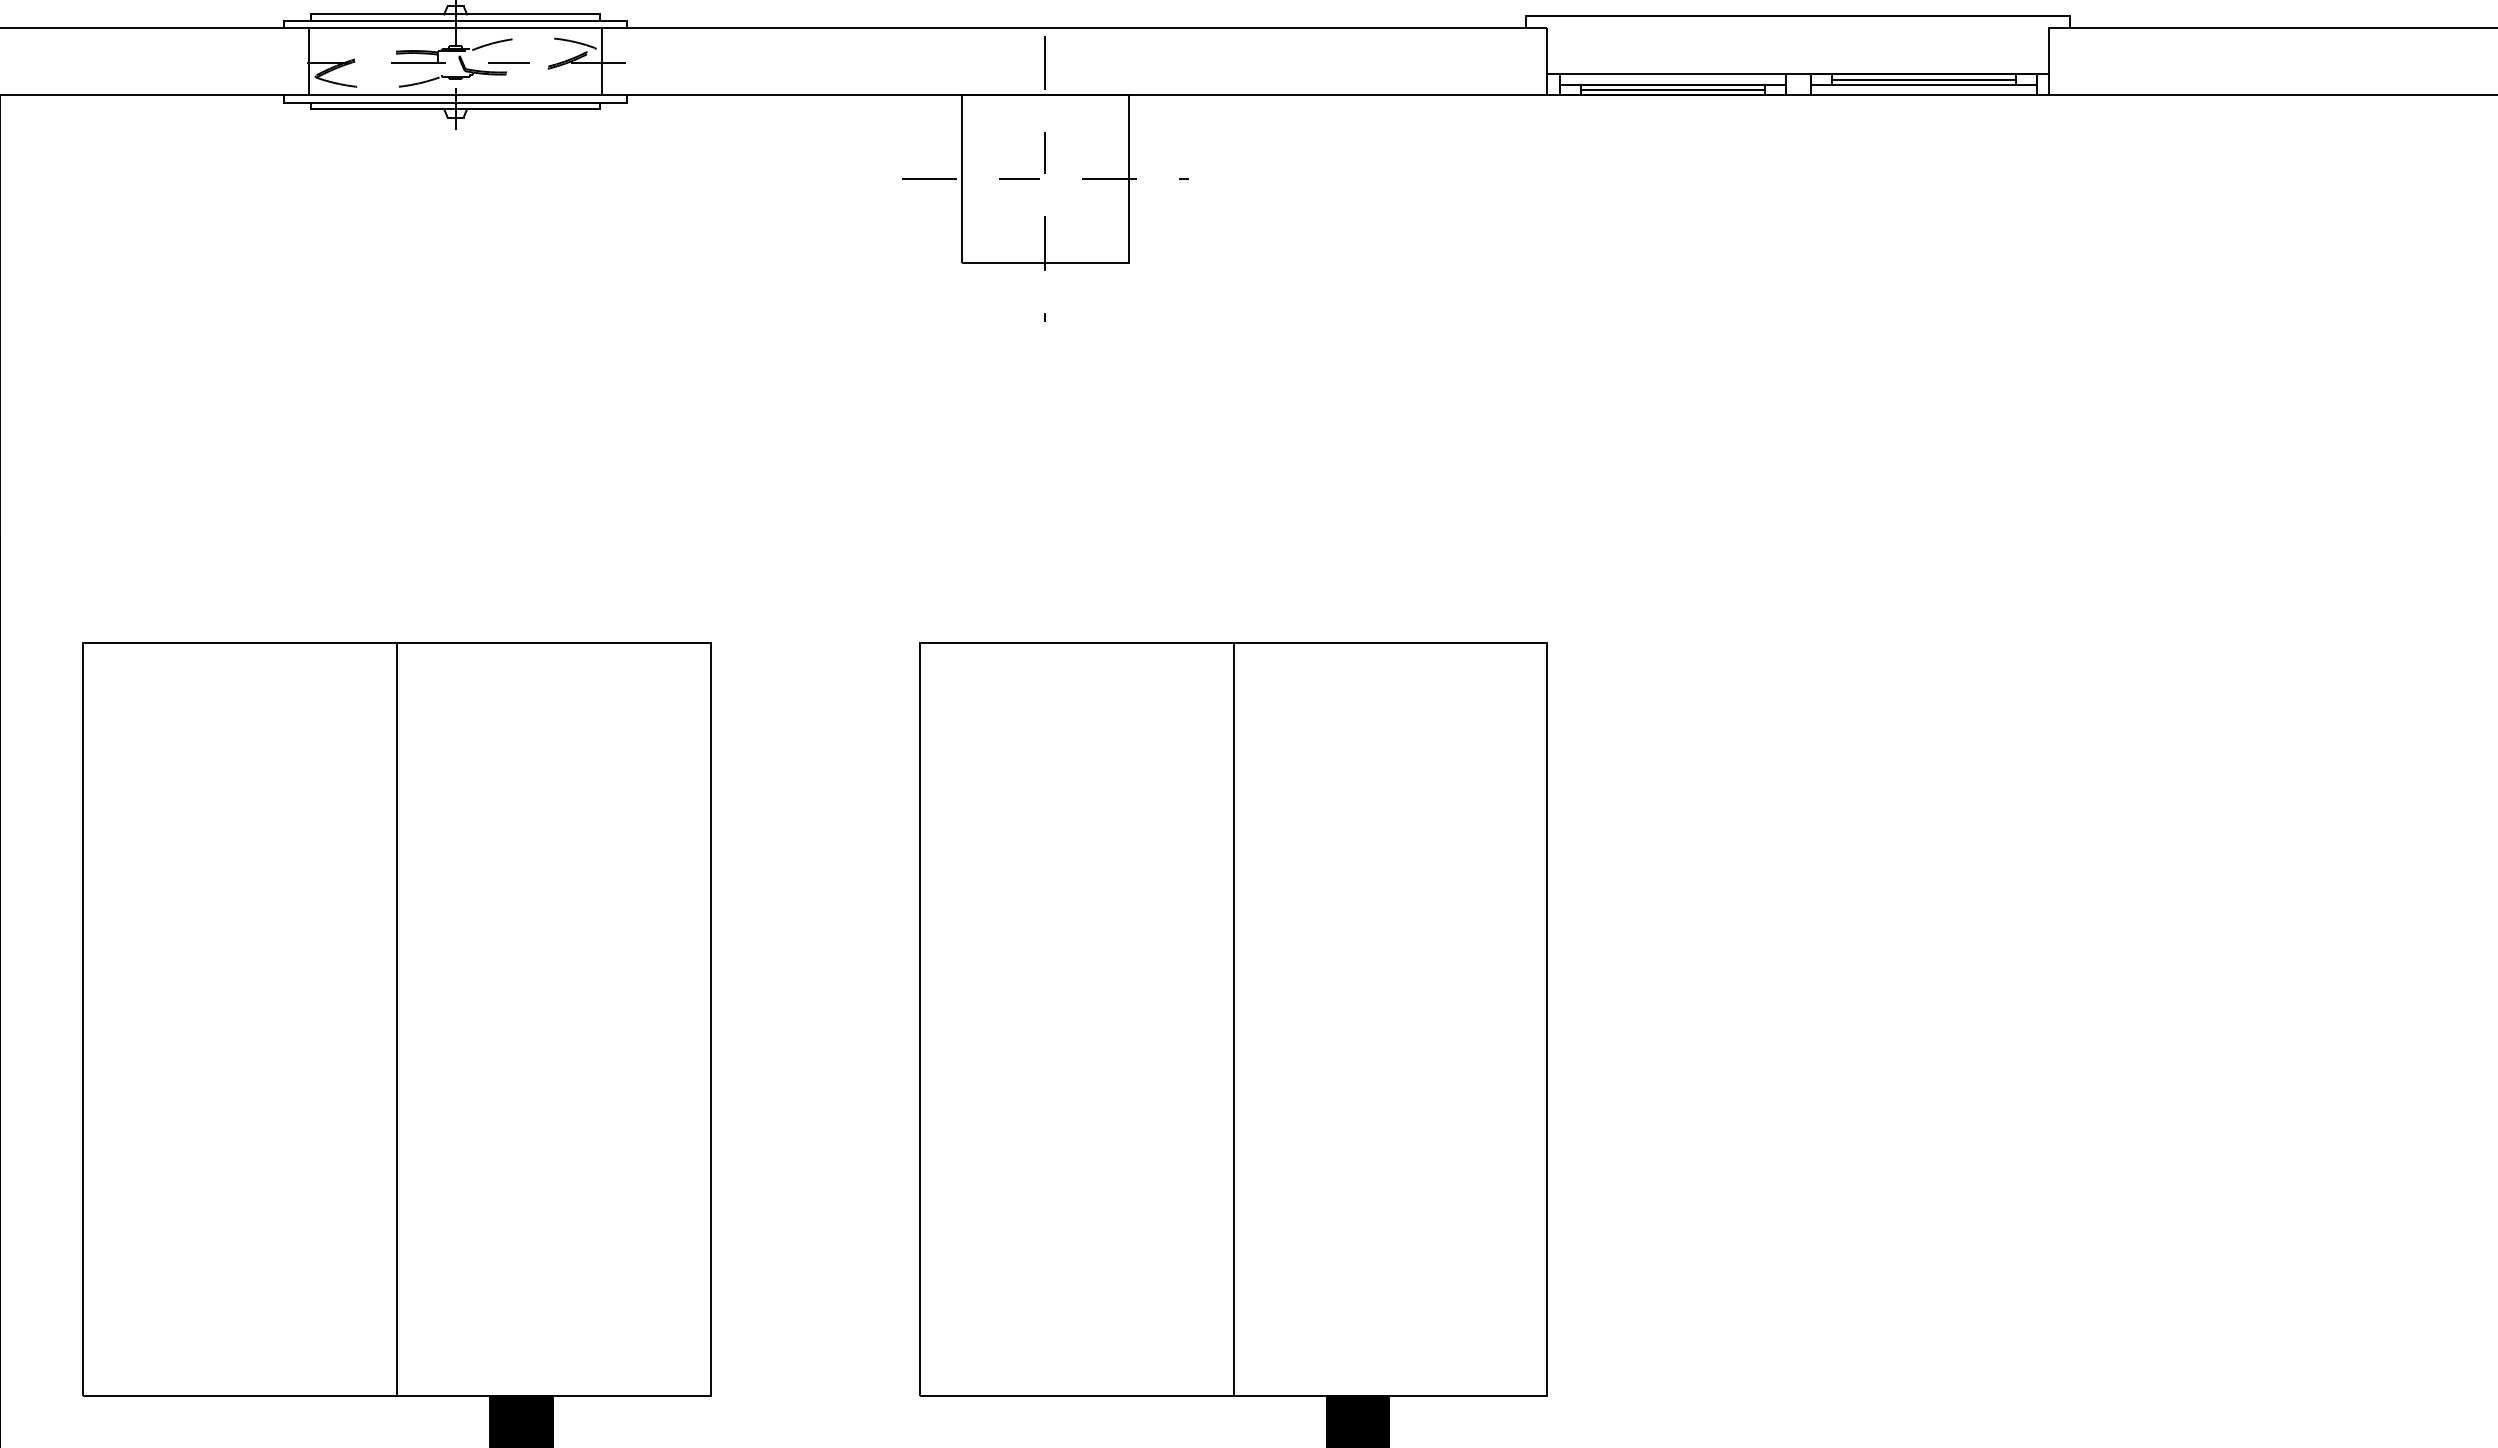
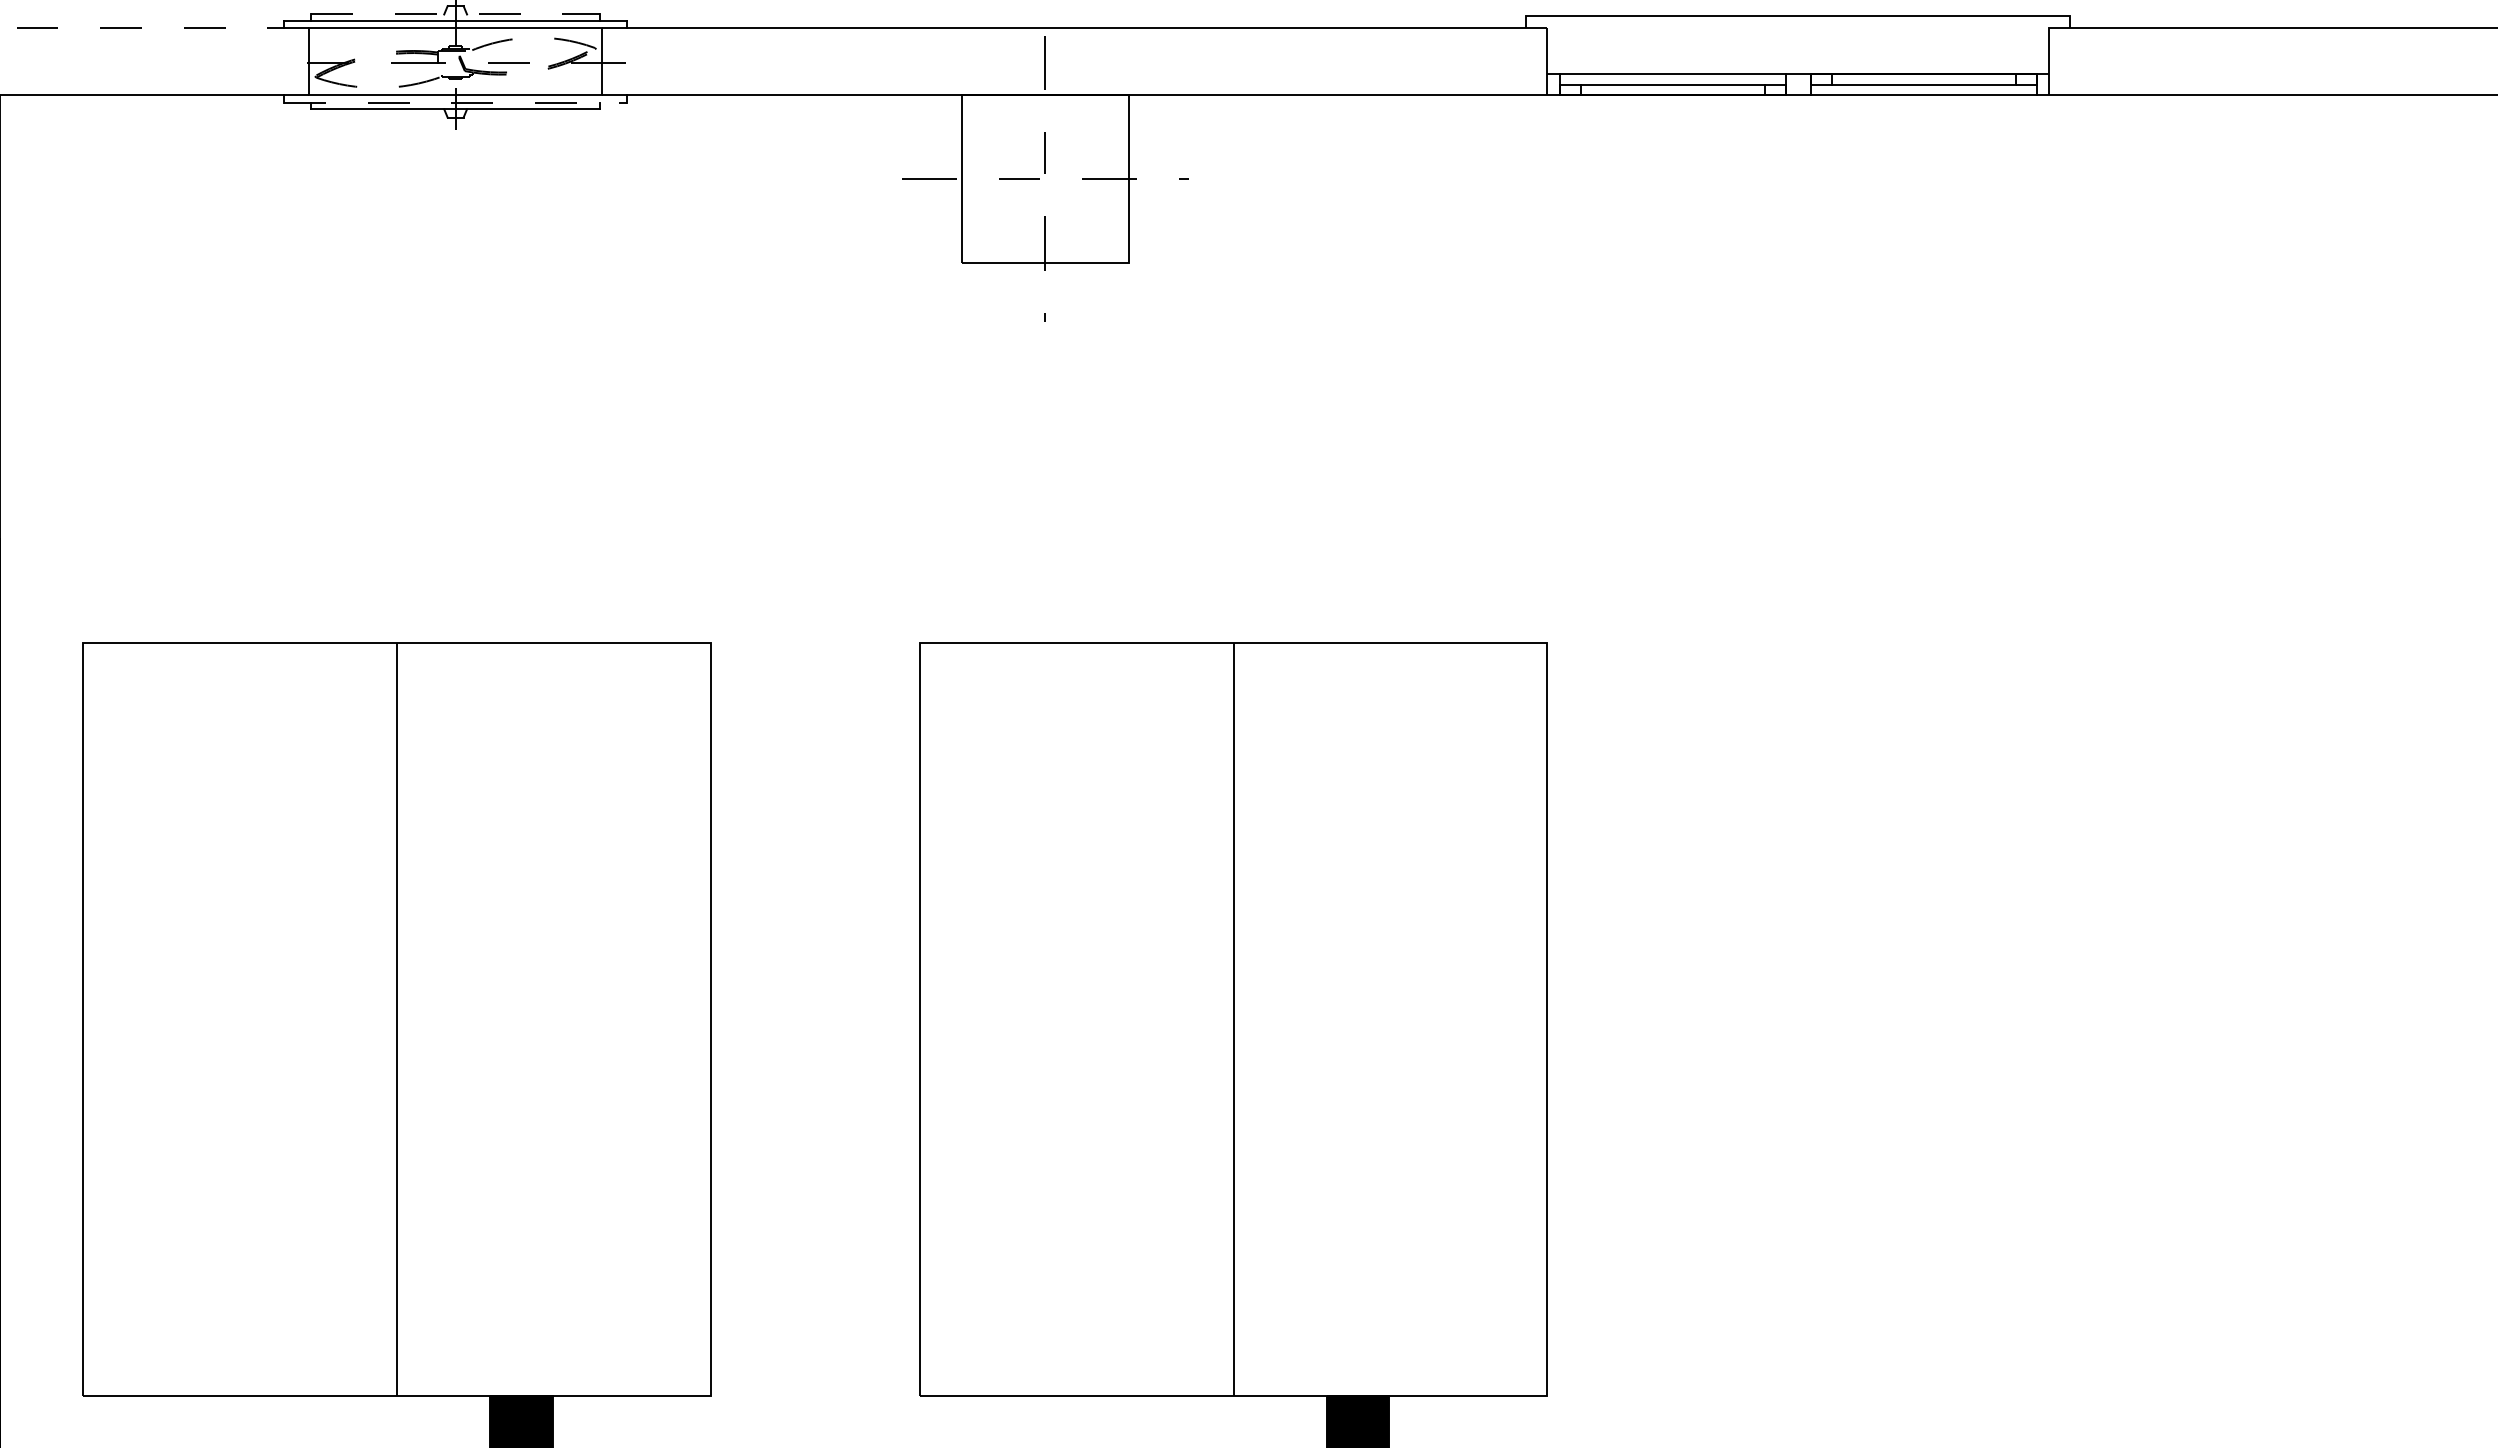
line: solid -> dashed (456, 14)
line: solid -> dashed (154, 28)
line: present -> none (1923, 79)
line: present -> none (1672, 90)
line: solid -> dashed (455, 103)
